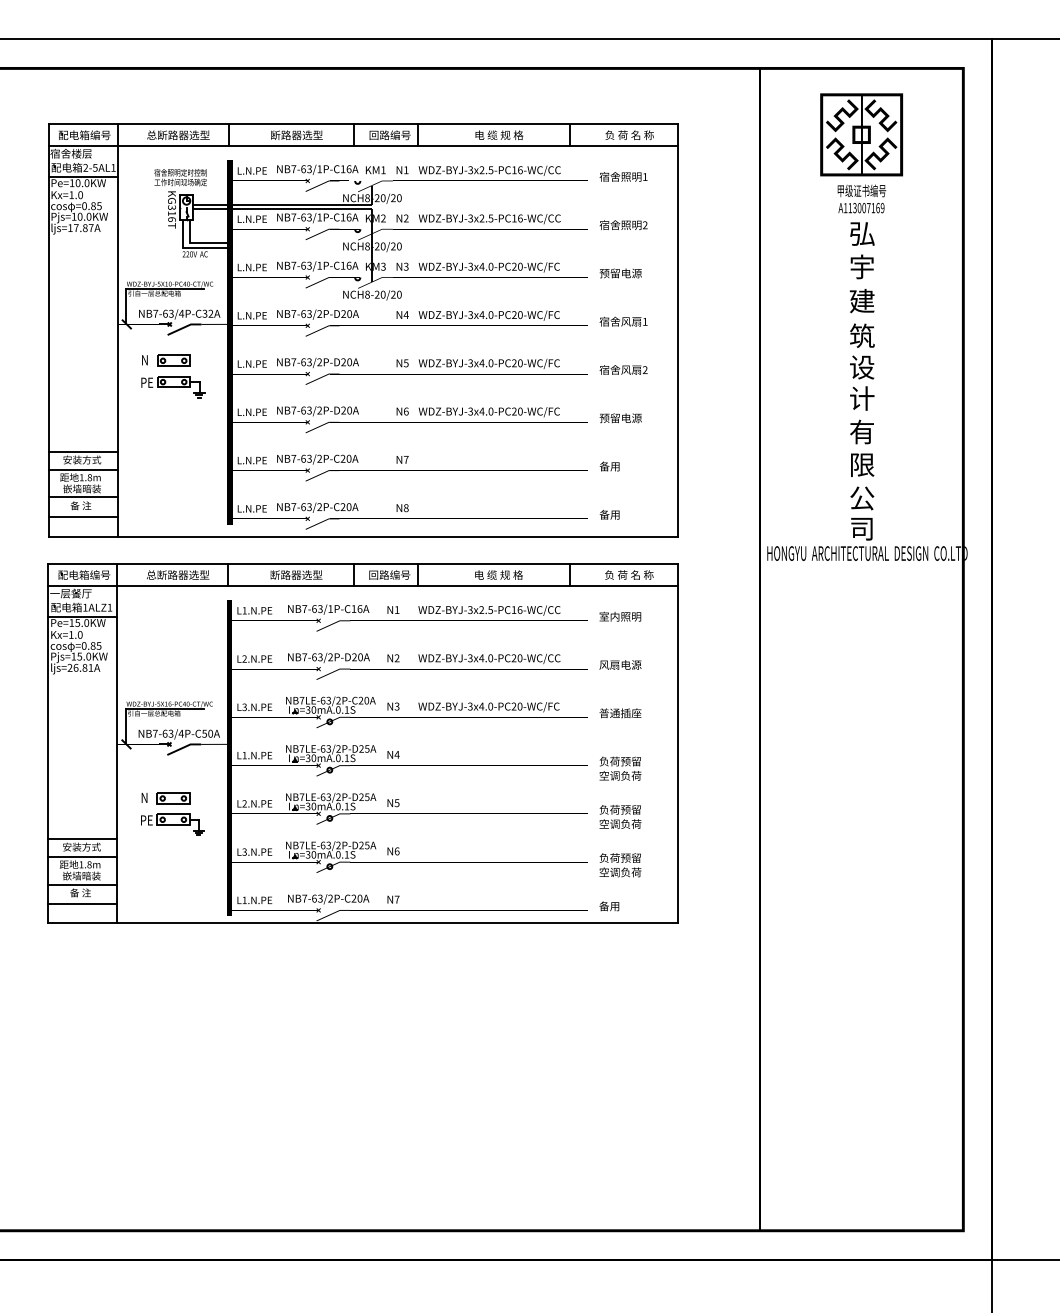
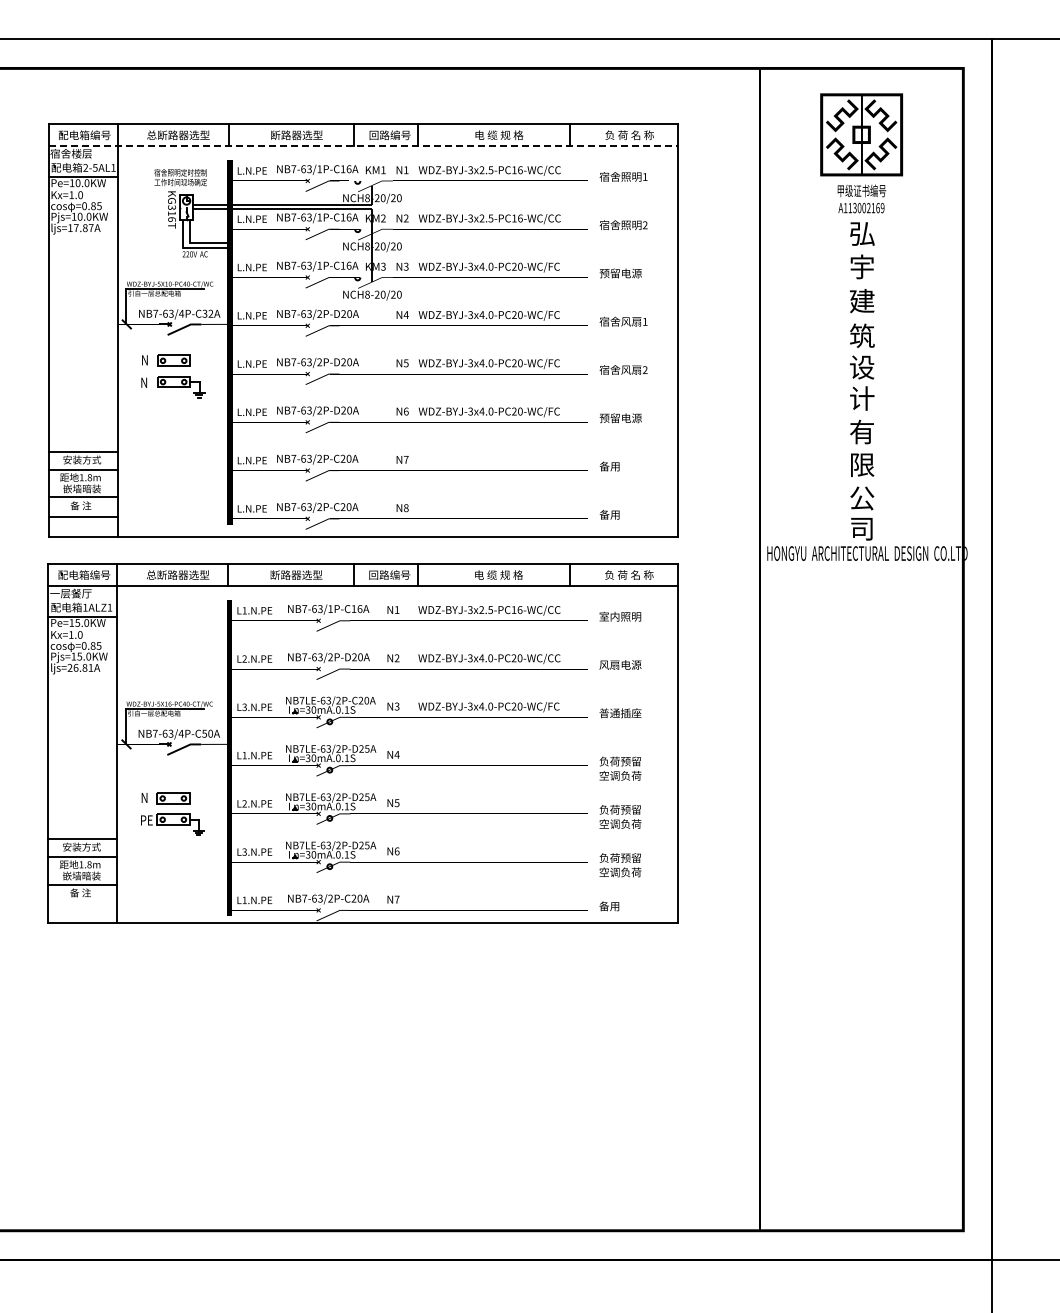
line: solid -> dashed (363, 146)
text: A113007169 -> A113002169 (868, 207)
text: PE -> N (147, 382)
line: present -> none (82, 904)
